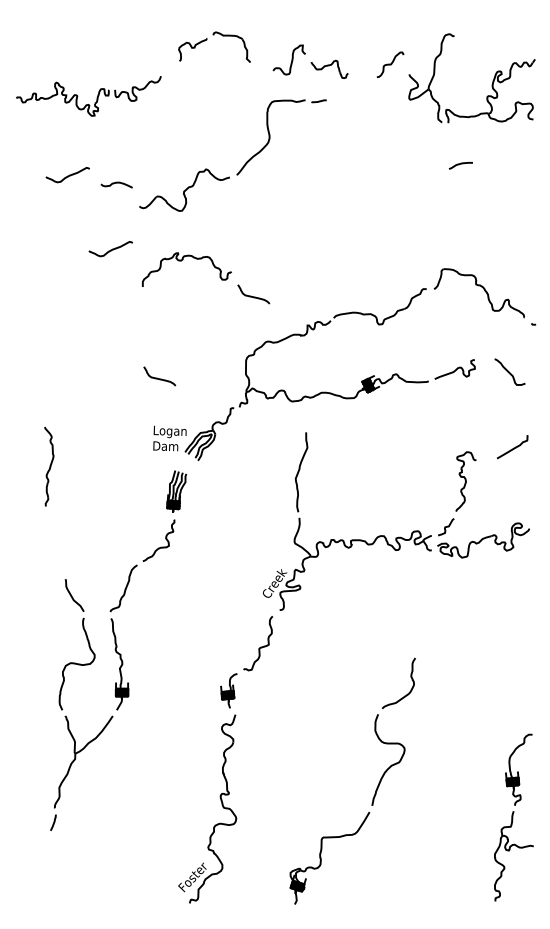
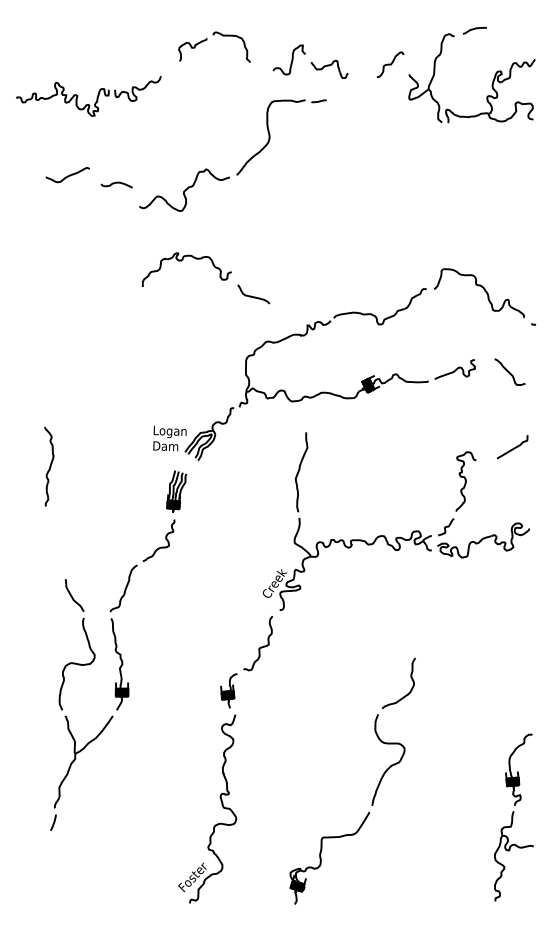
curve position: (460, 164) -> (474, 29) (474, 29)
curve: present -> none (110, 249)
curve: present -> none (159, 378)
